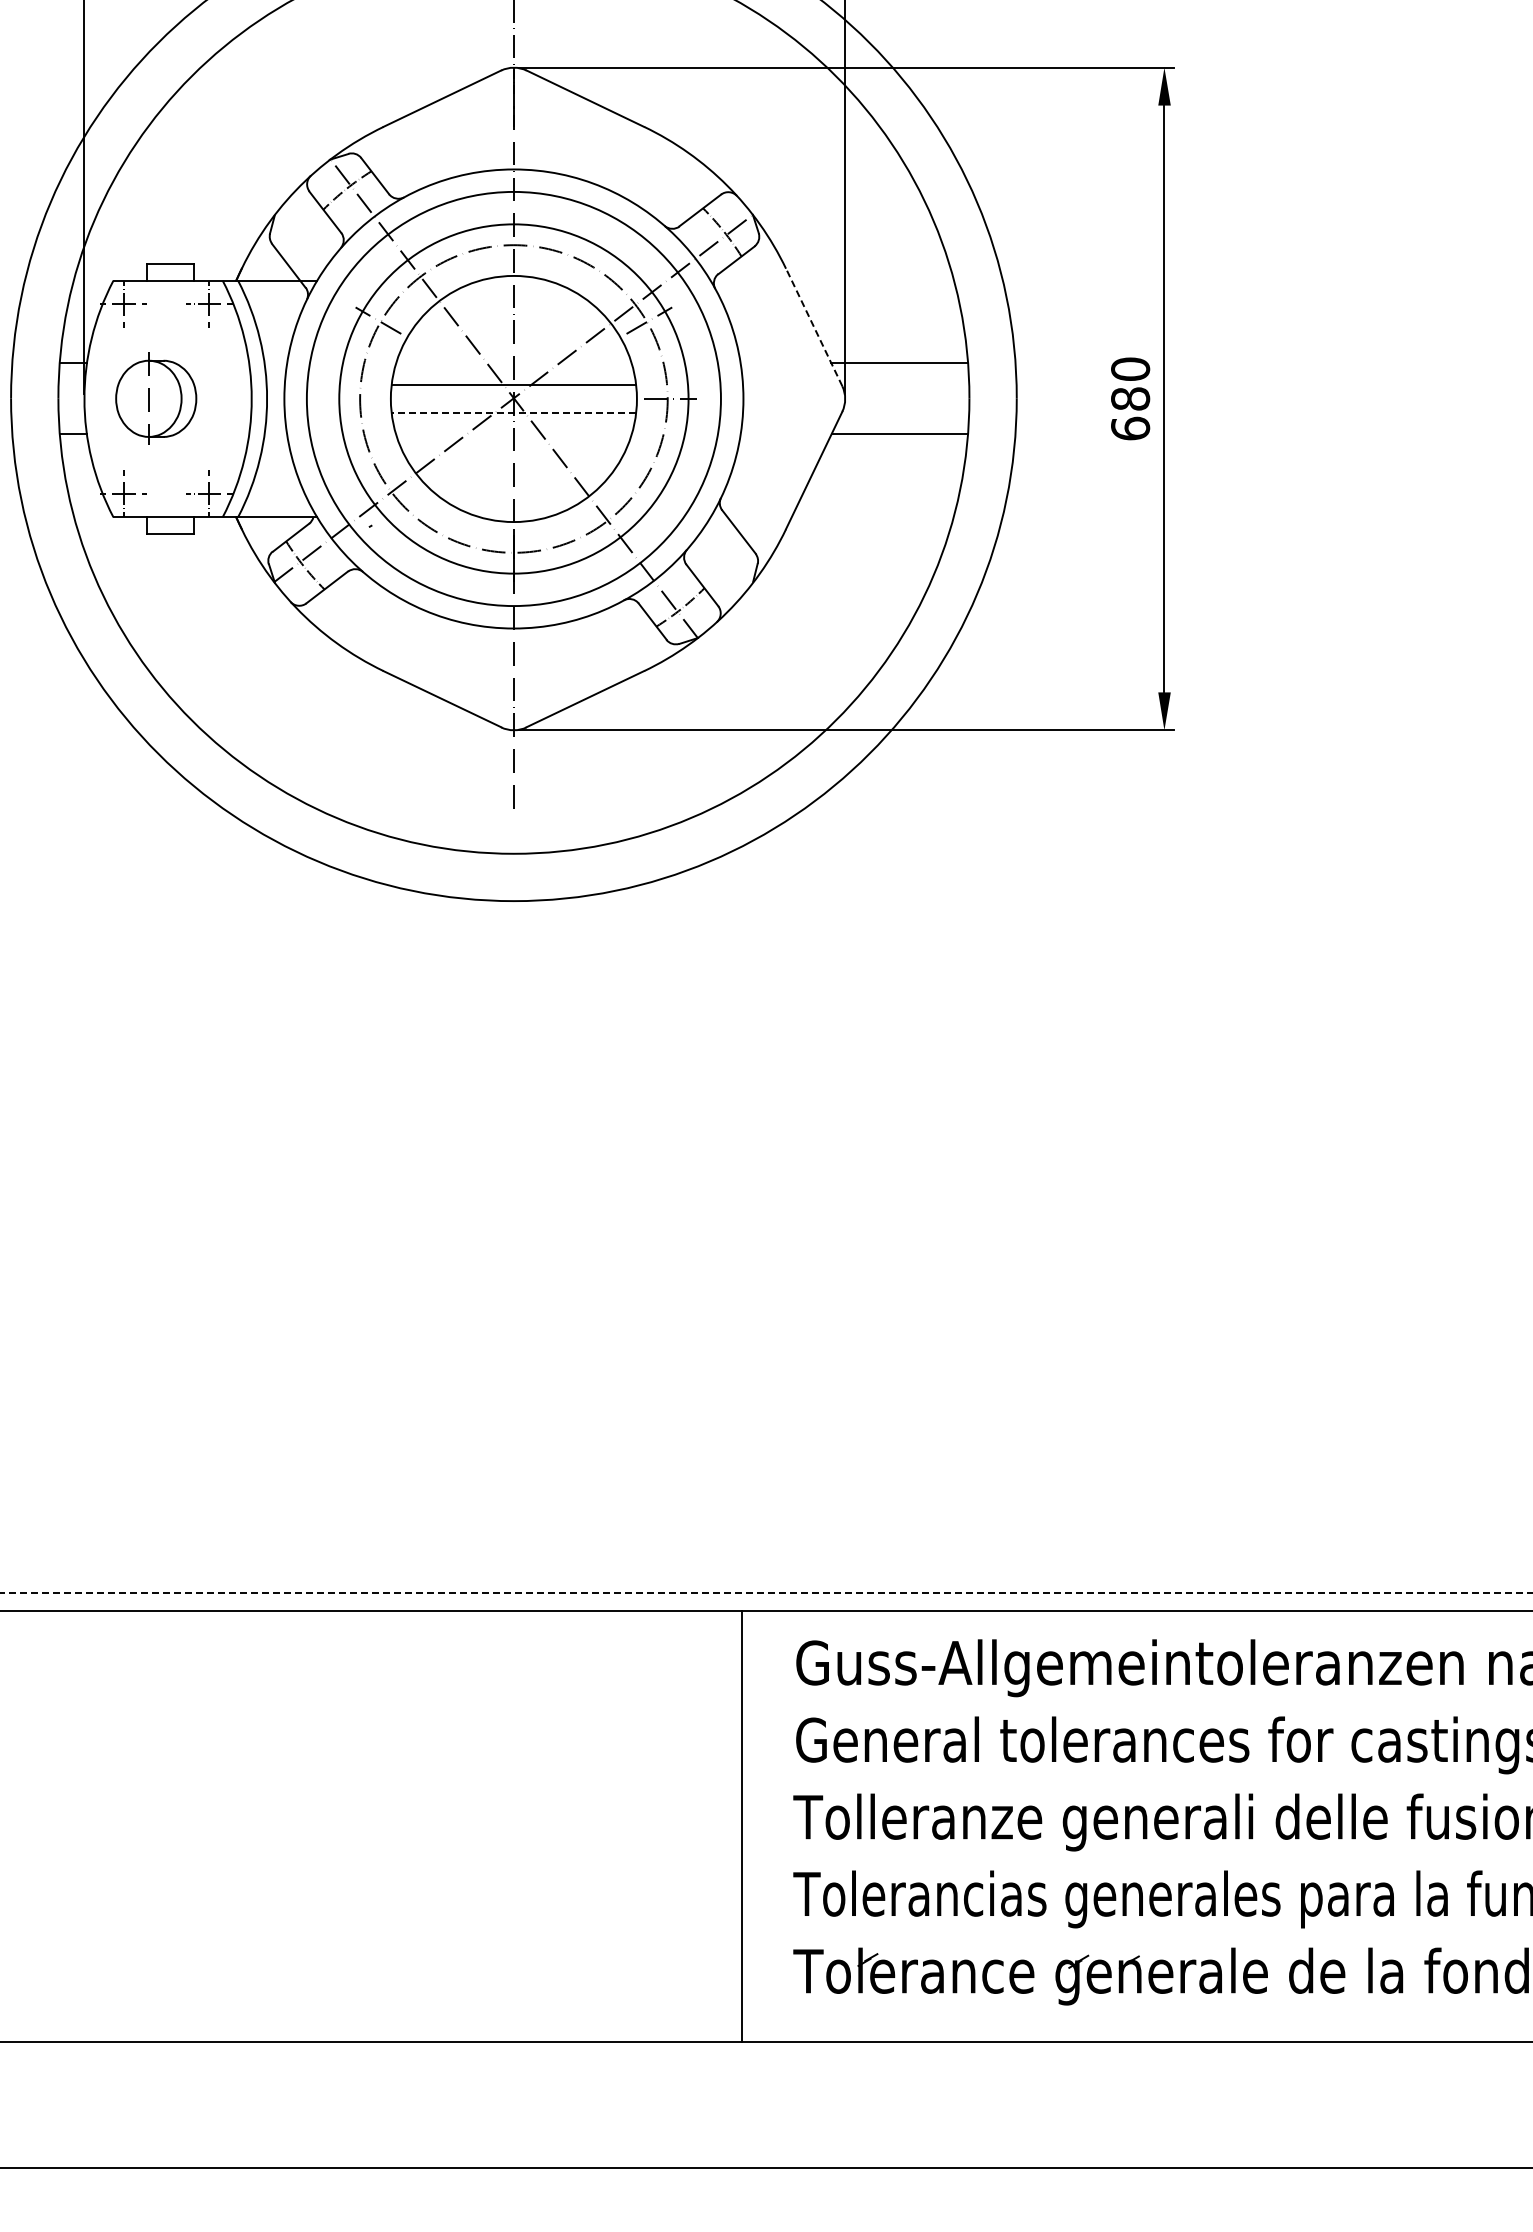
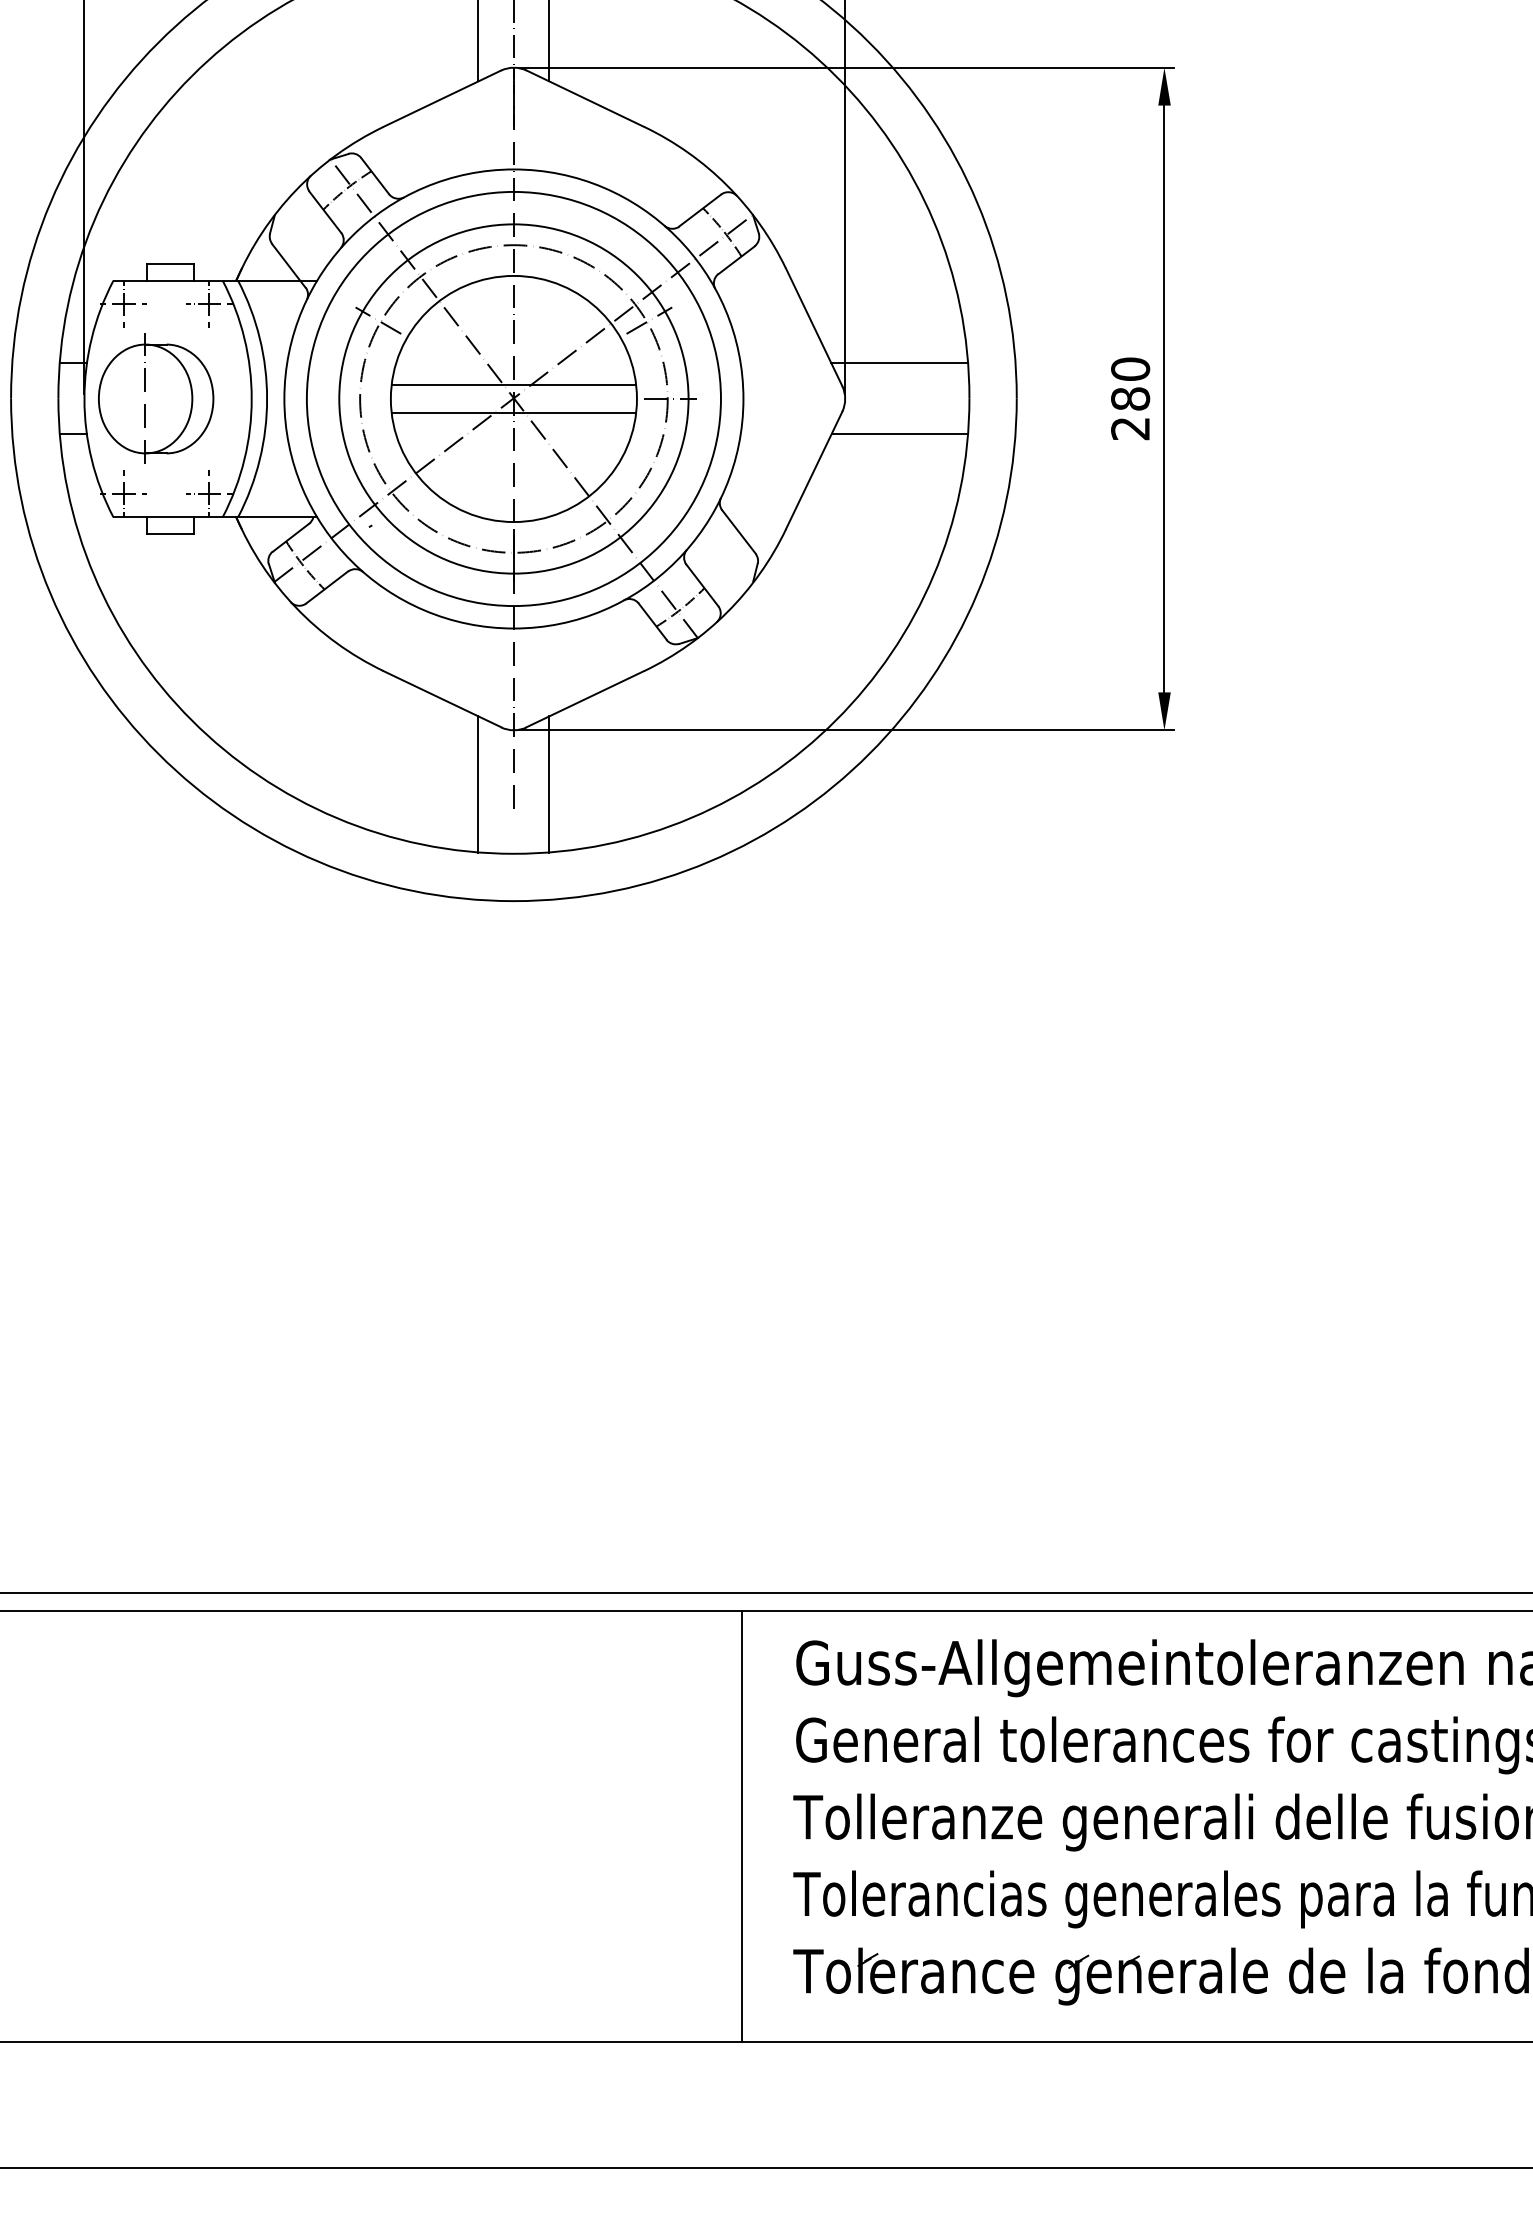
line: none -> present (478, 41)
line: none -> present (549, 41)
line: dashed -> solid (813, 326)
part size: 83x93 px -> 117x131 px (156, 398)
line: dashed -> solid (513, 413)
text: 680 -> 280 (1130, 428)
line: none -> present (478, 784)
line: none -> present (549, 784)
line: dashed -> solid (765, 1592)
